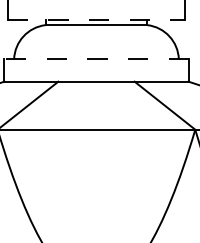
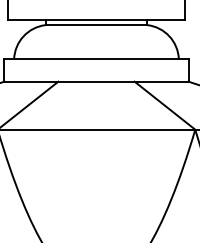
line: dashed -> solid (96, 20)
line: dashed -> solid (96, 59)
